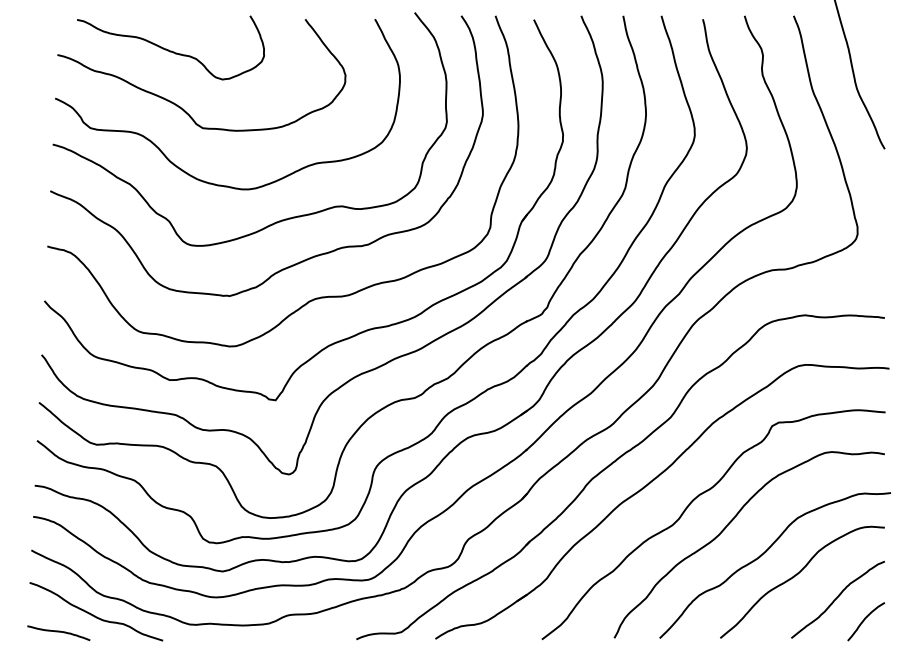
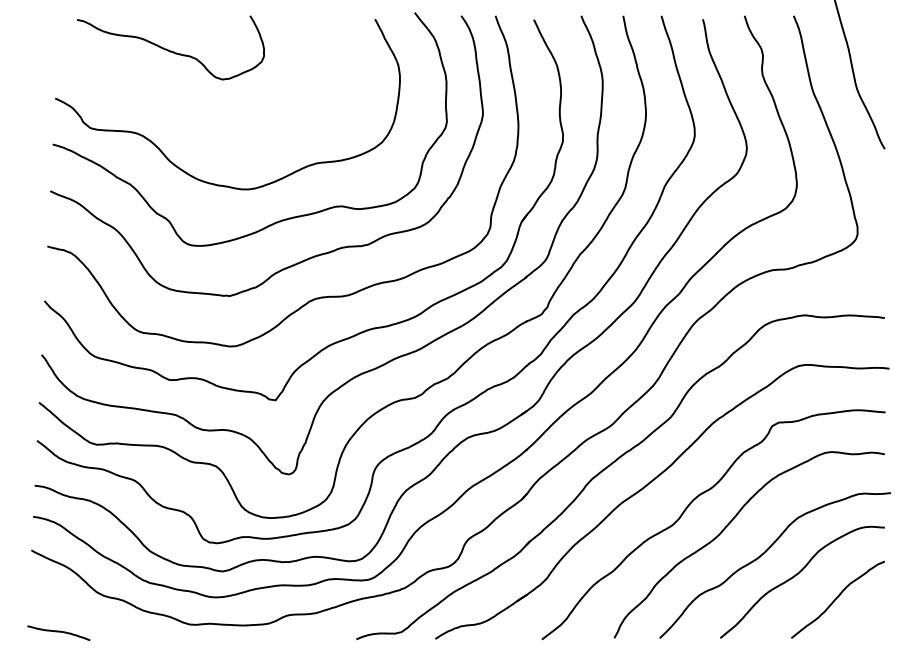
curve: present -> none (180, 106)
curve: present -> none (95, 615)
curve: present -> none (864, 621)
